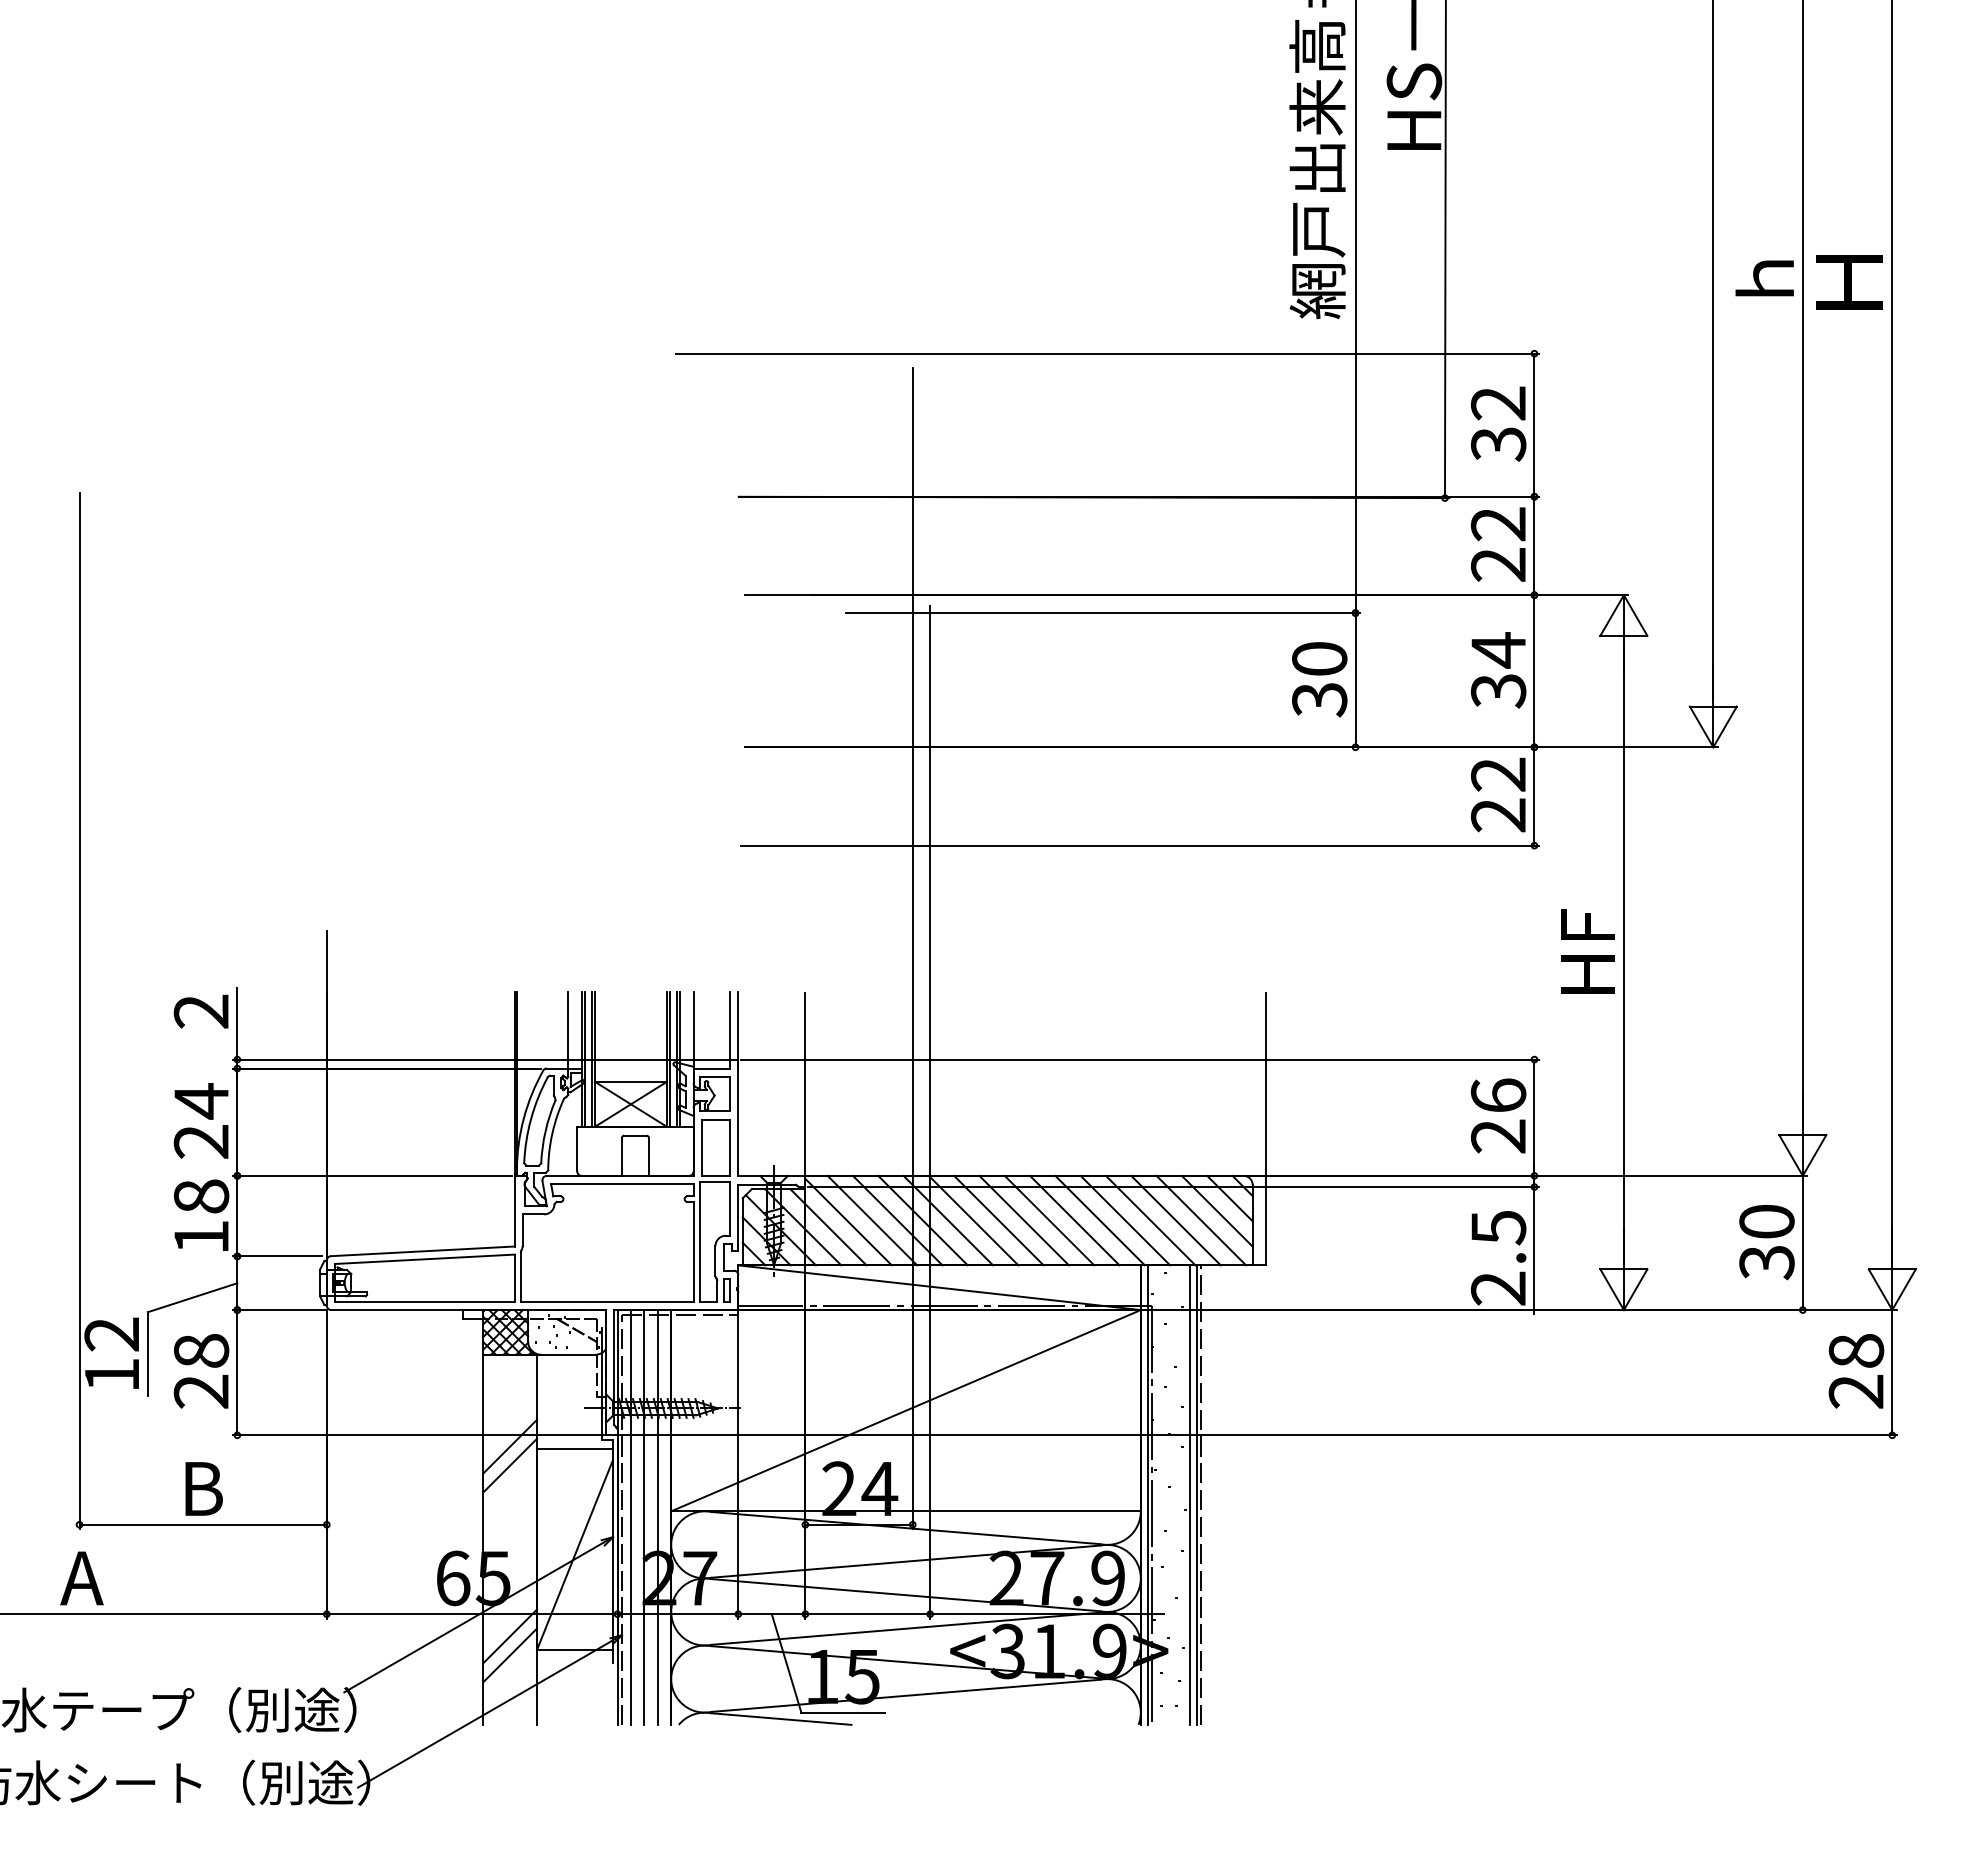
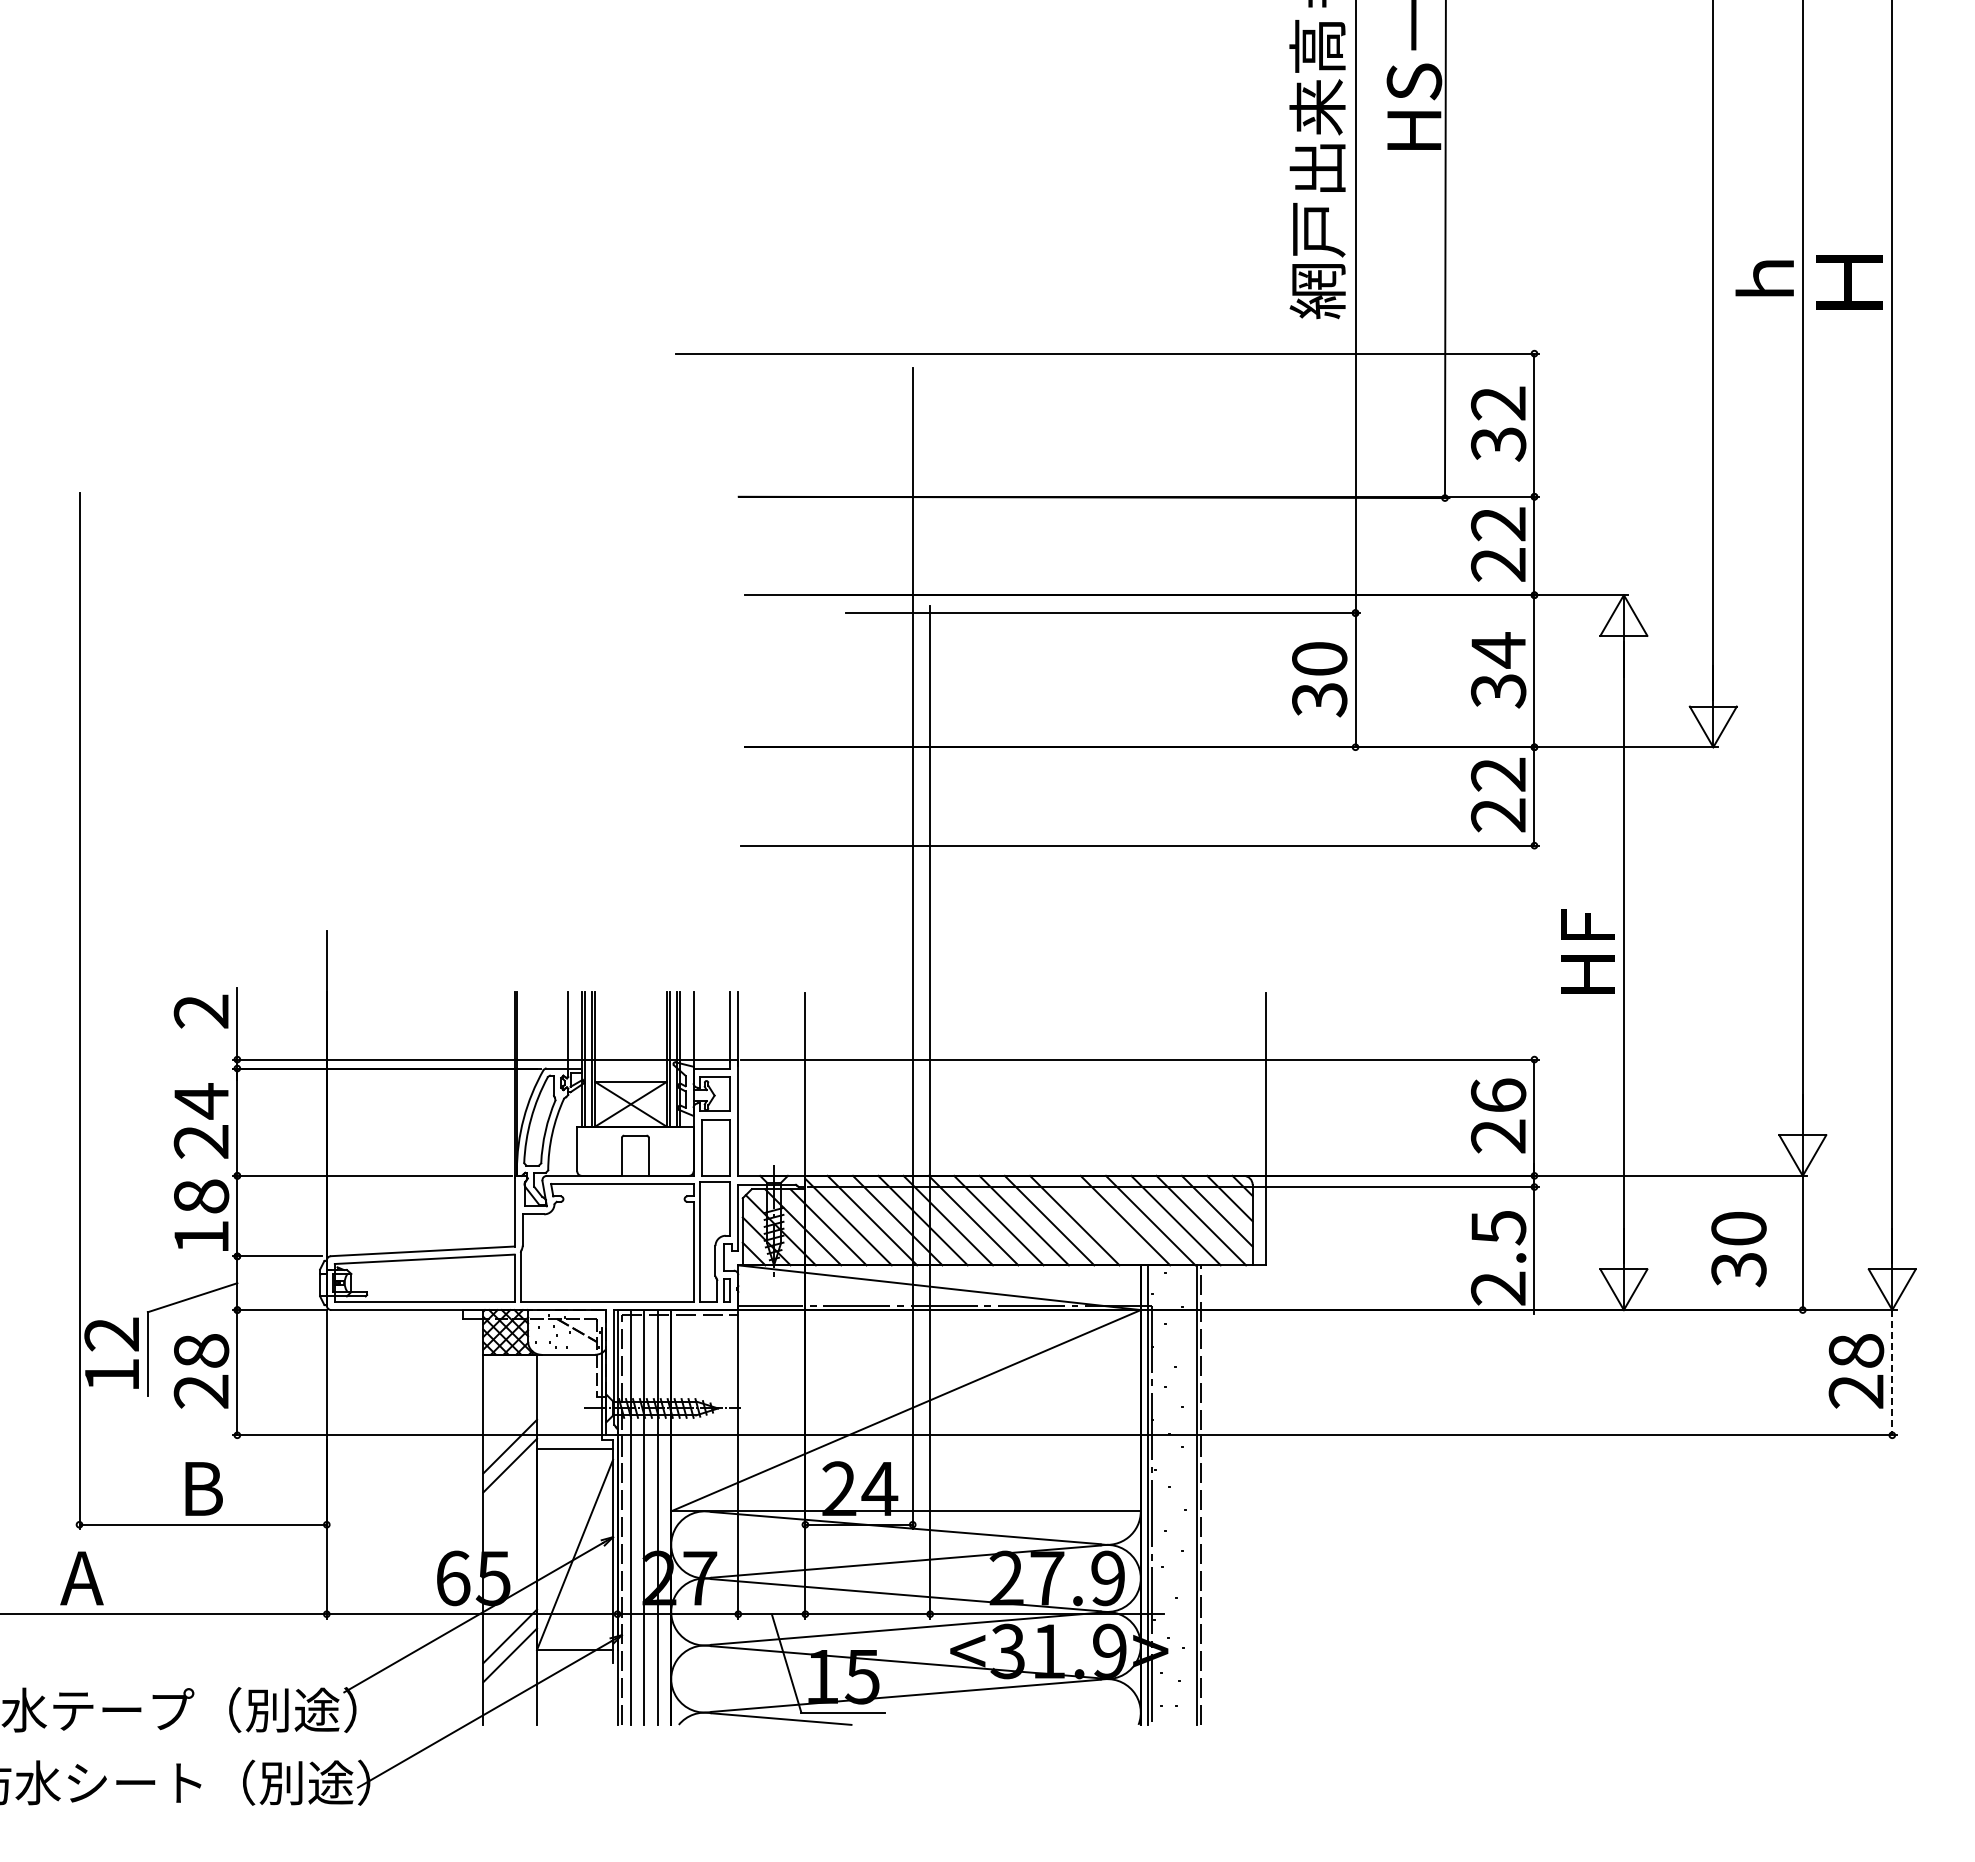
line: present -> none (1099, 1220)
text position: (1766, 1242) -> (1738, 1249) (1738, 1249)
line: solid -> dashed (1892, 1372)
line: present -> none (1190, 1494)
